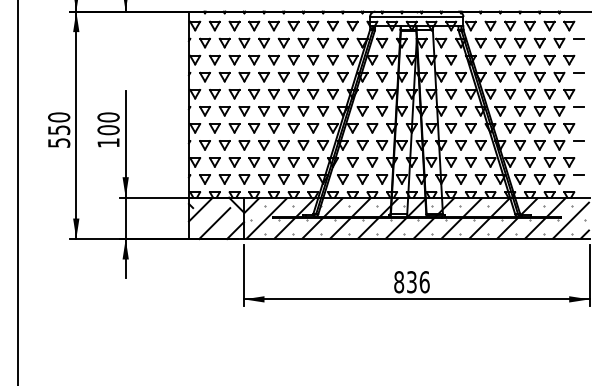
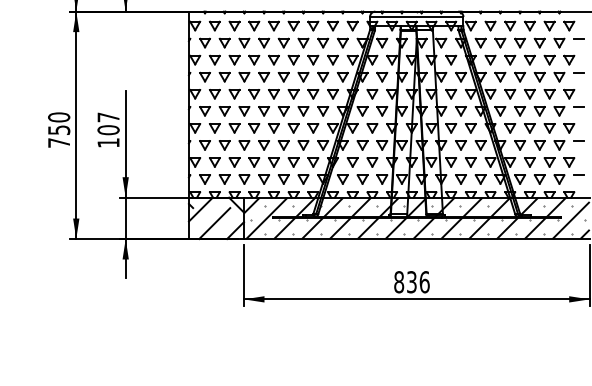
text: 100 -> 107 (108, 117)
text: 550 -> 750 (59, 142)
line: present -> none (17, 192)
